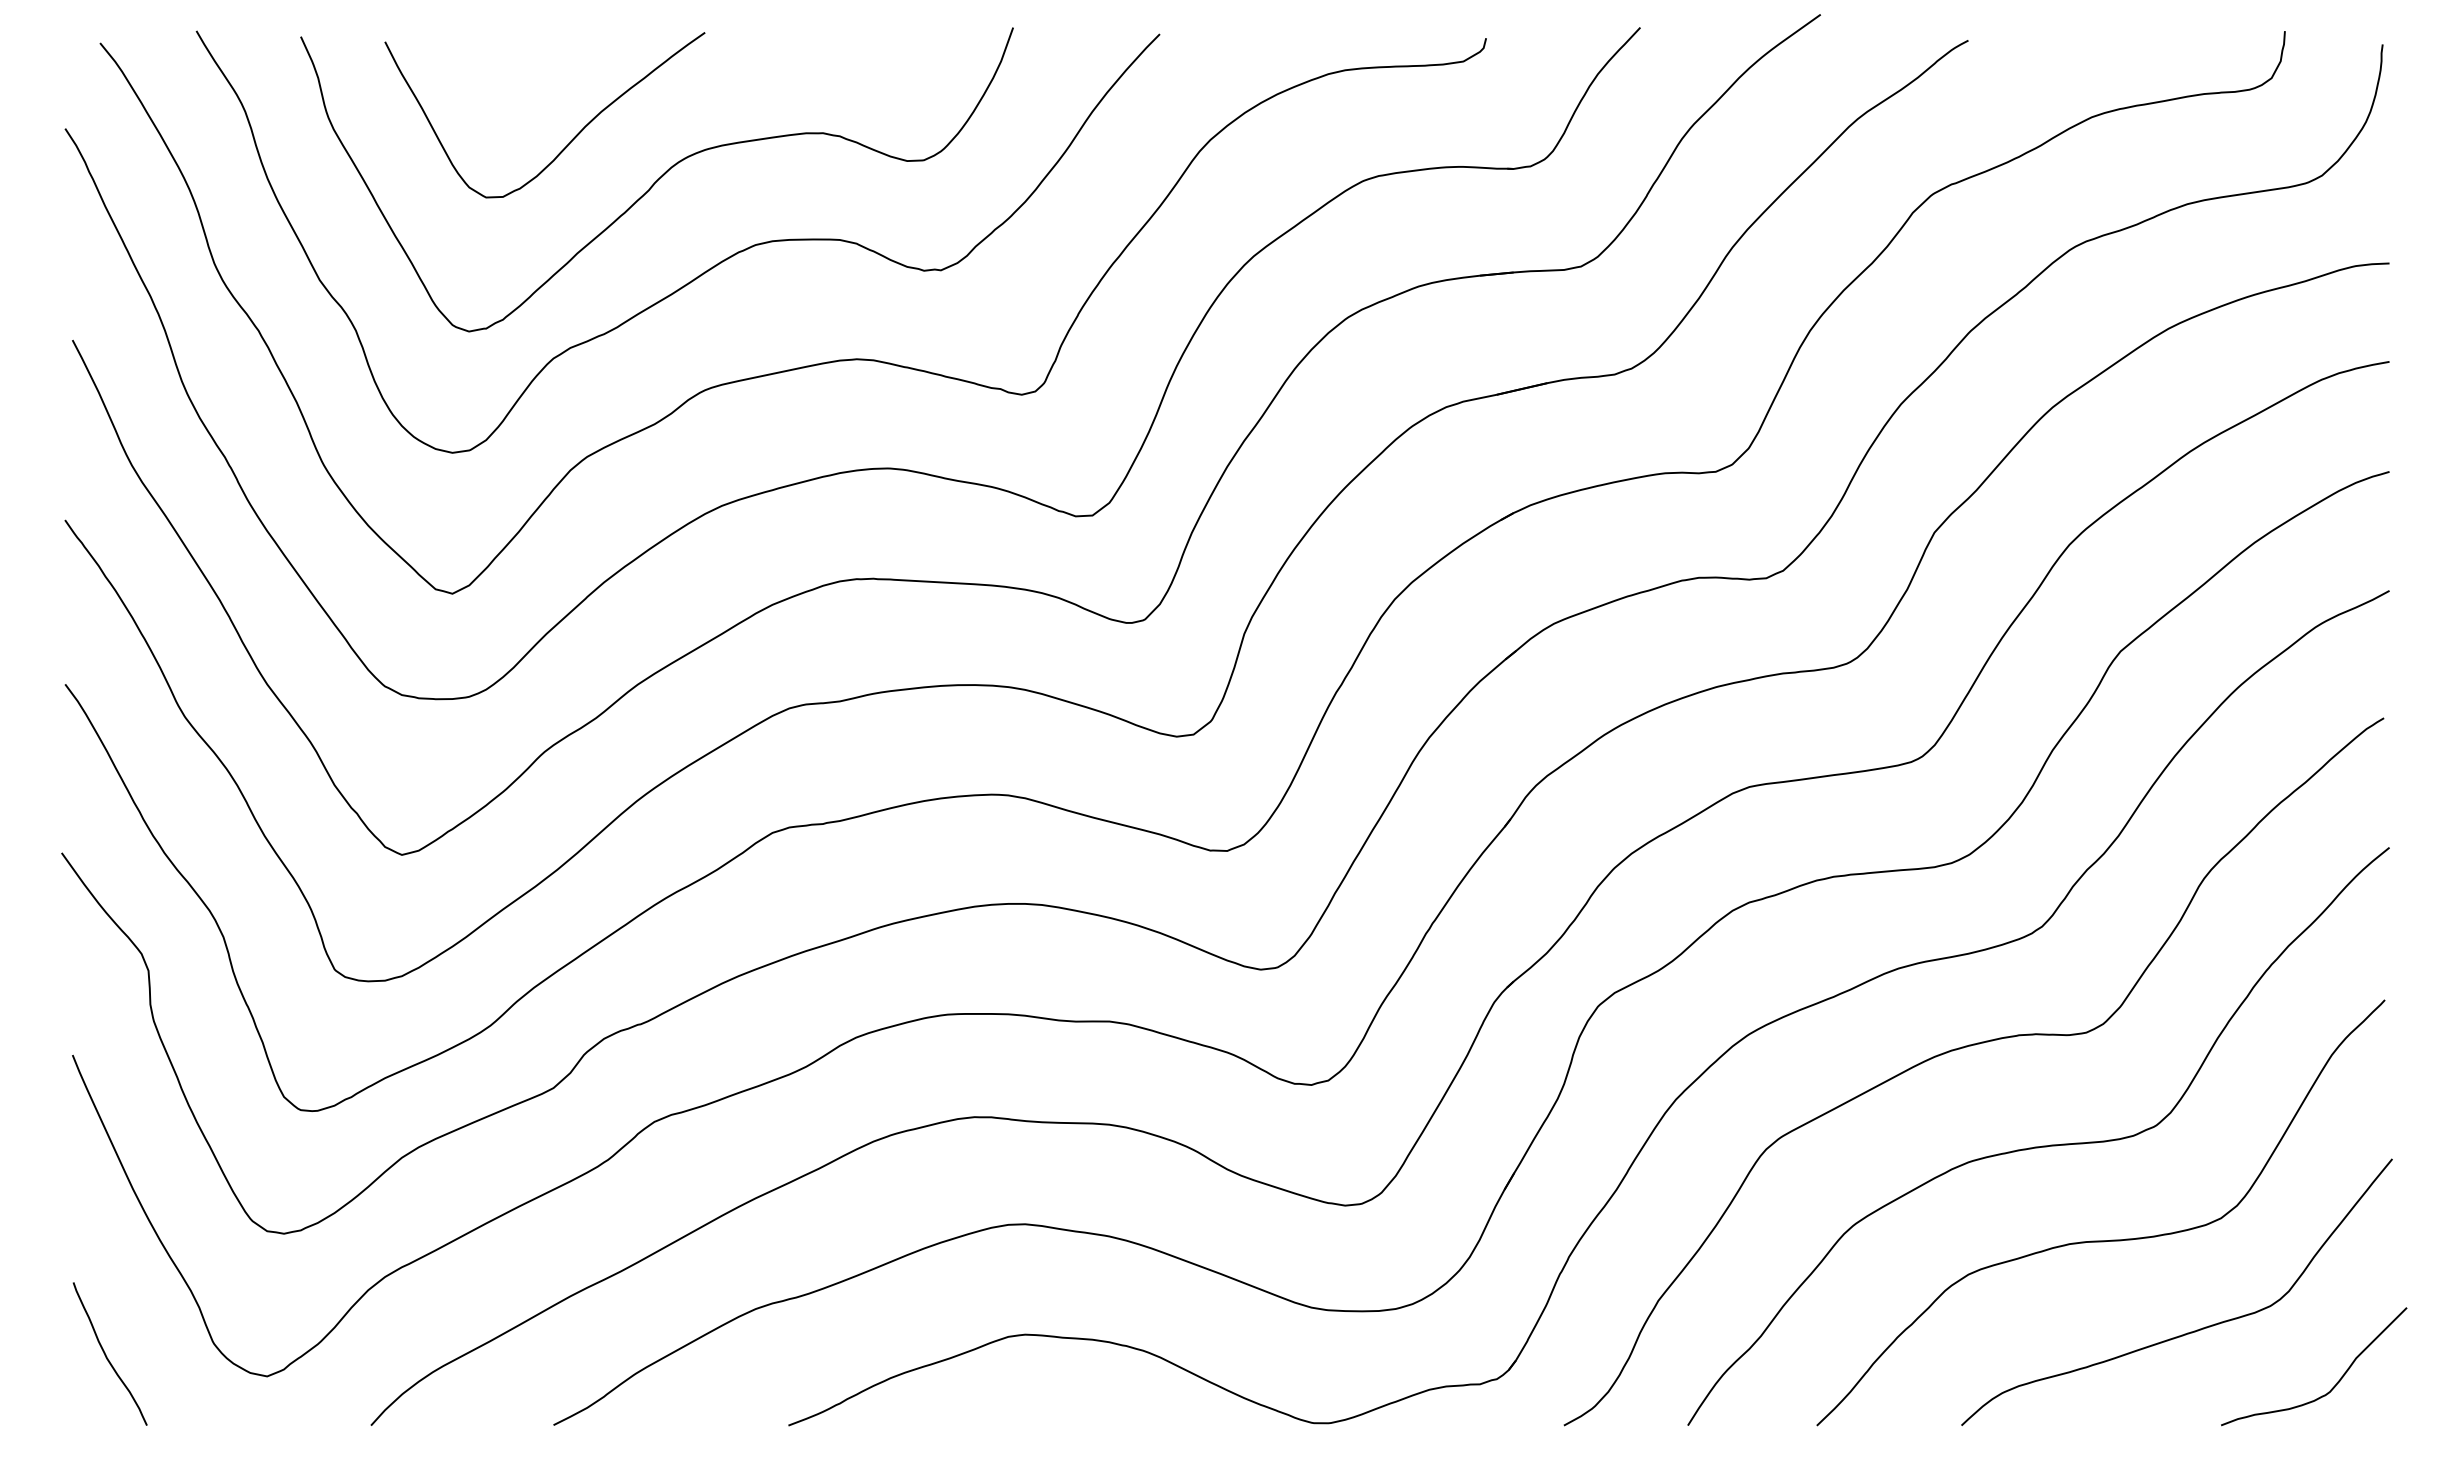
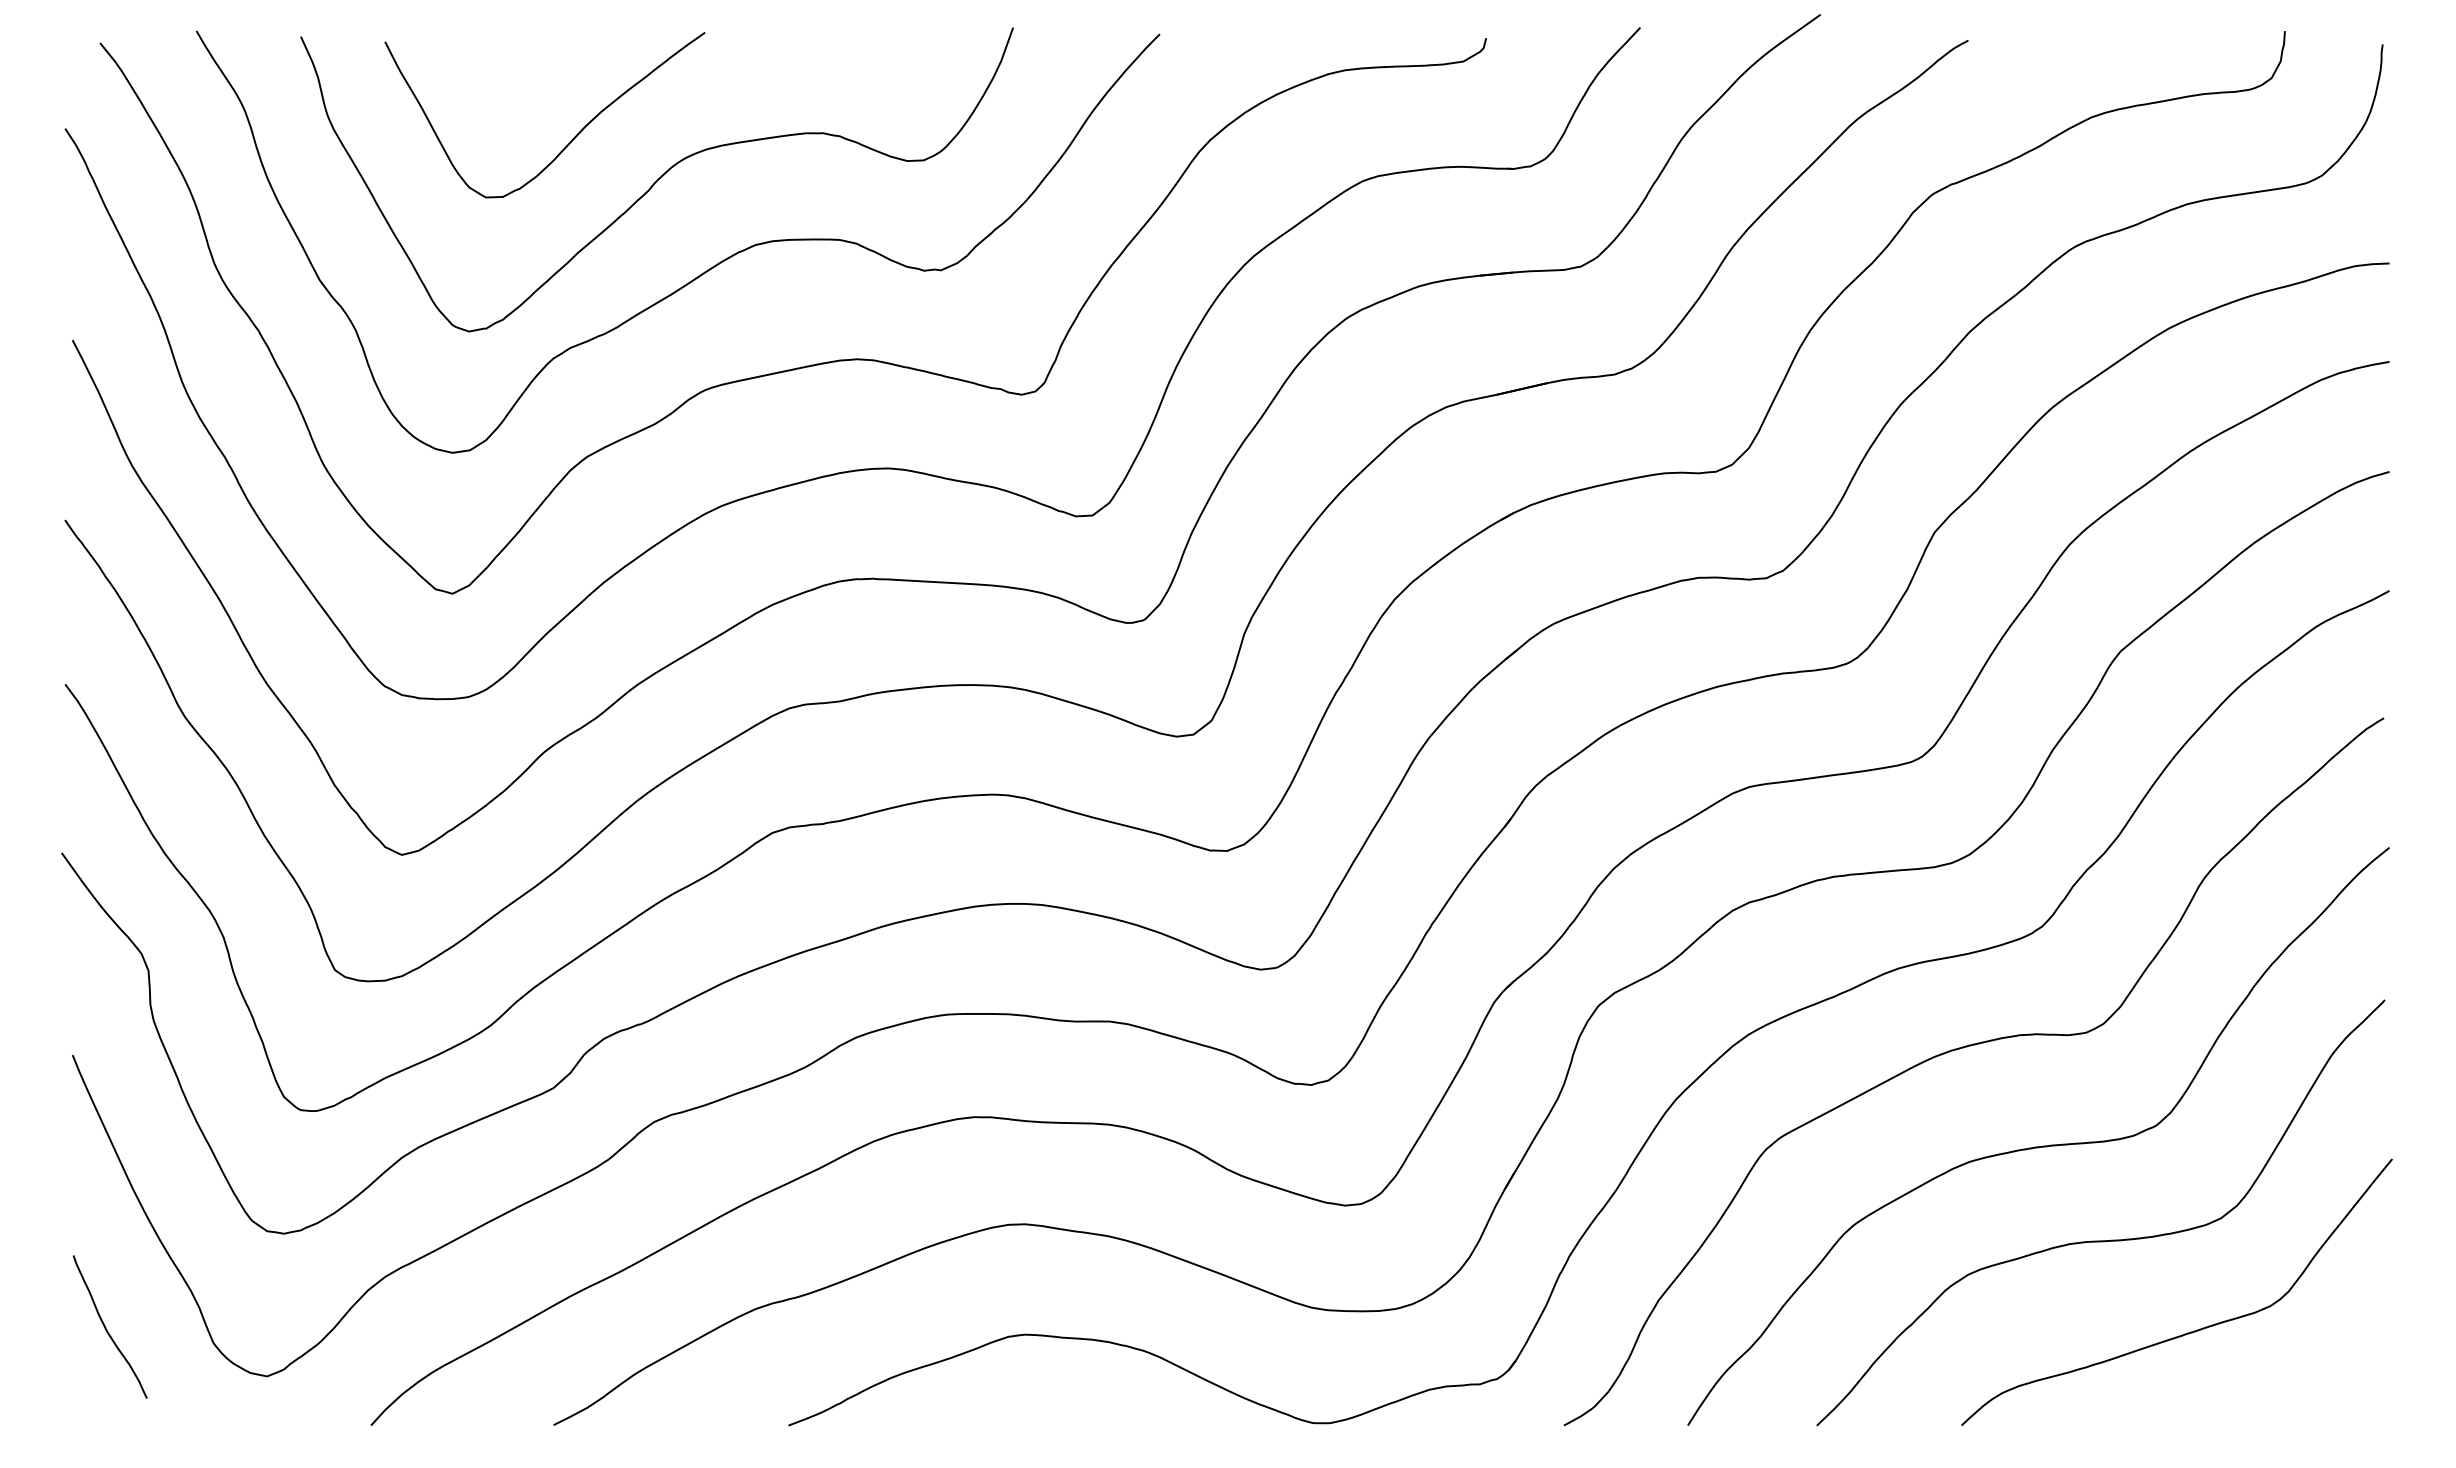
curve position: (106, 1354) -> (106, 1327) (106, 1327)
curve: present -> none (2336, 1382)
